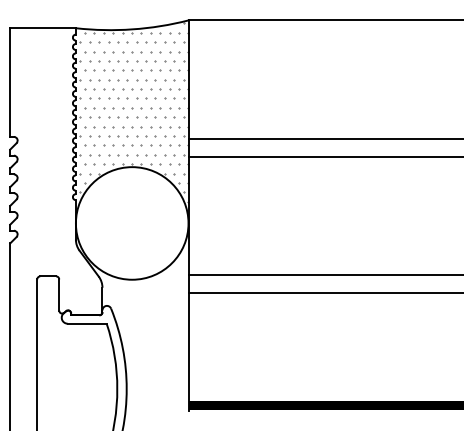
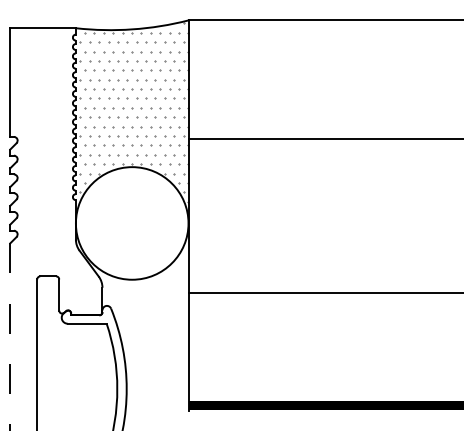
line: present -> none (324, 156)
line: present -> none (324, 274)
line: solid -> dashed (10, 337)
